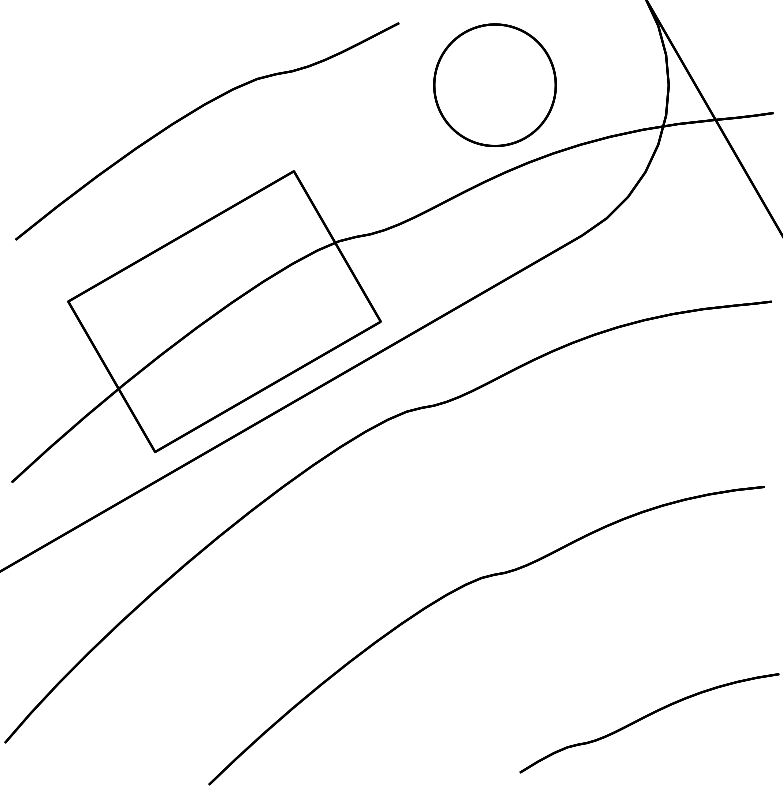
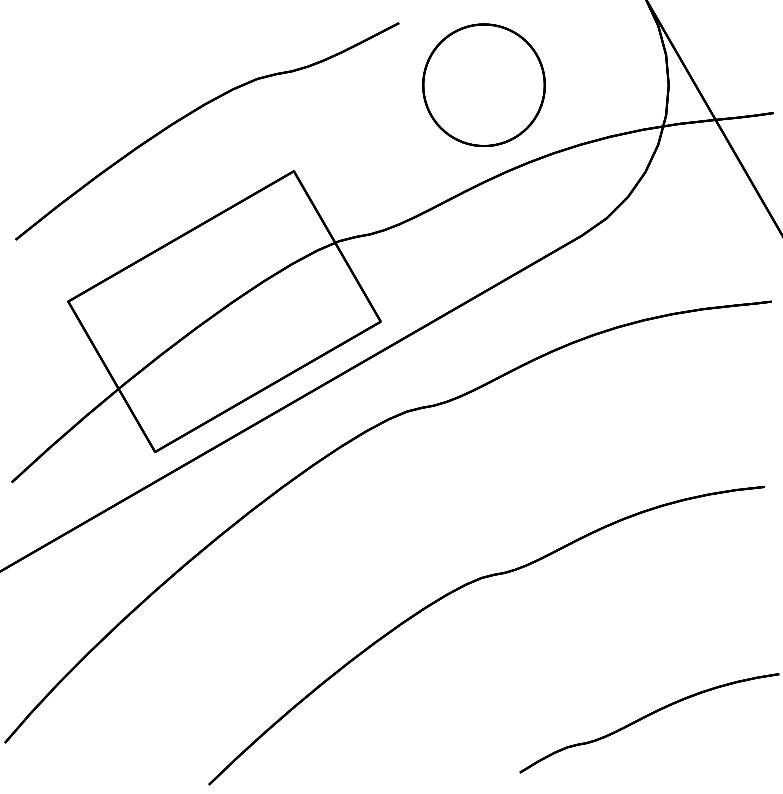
part position: (494, 84) -> (483, 84) (483, 84)
